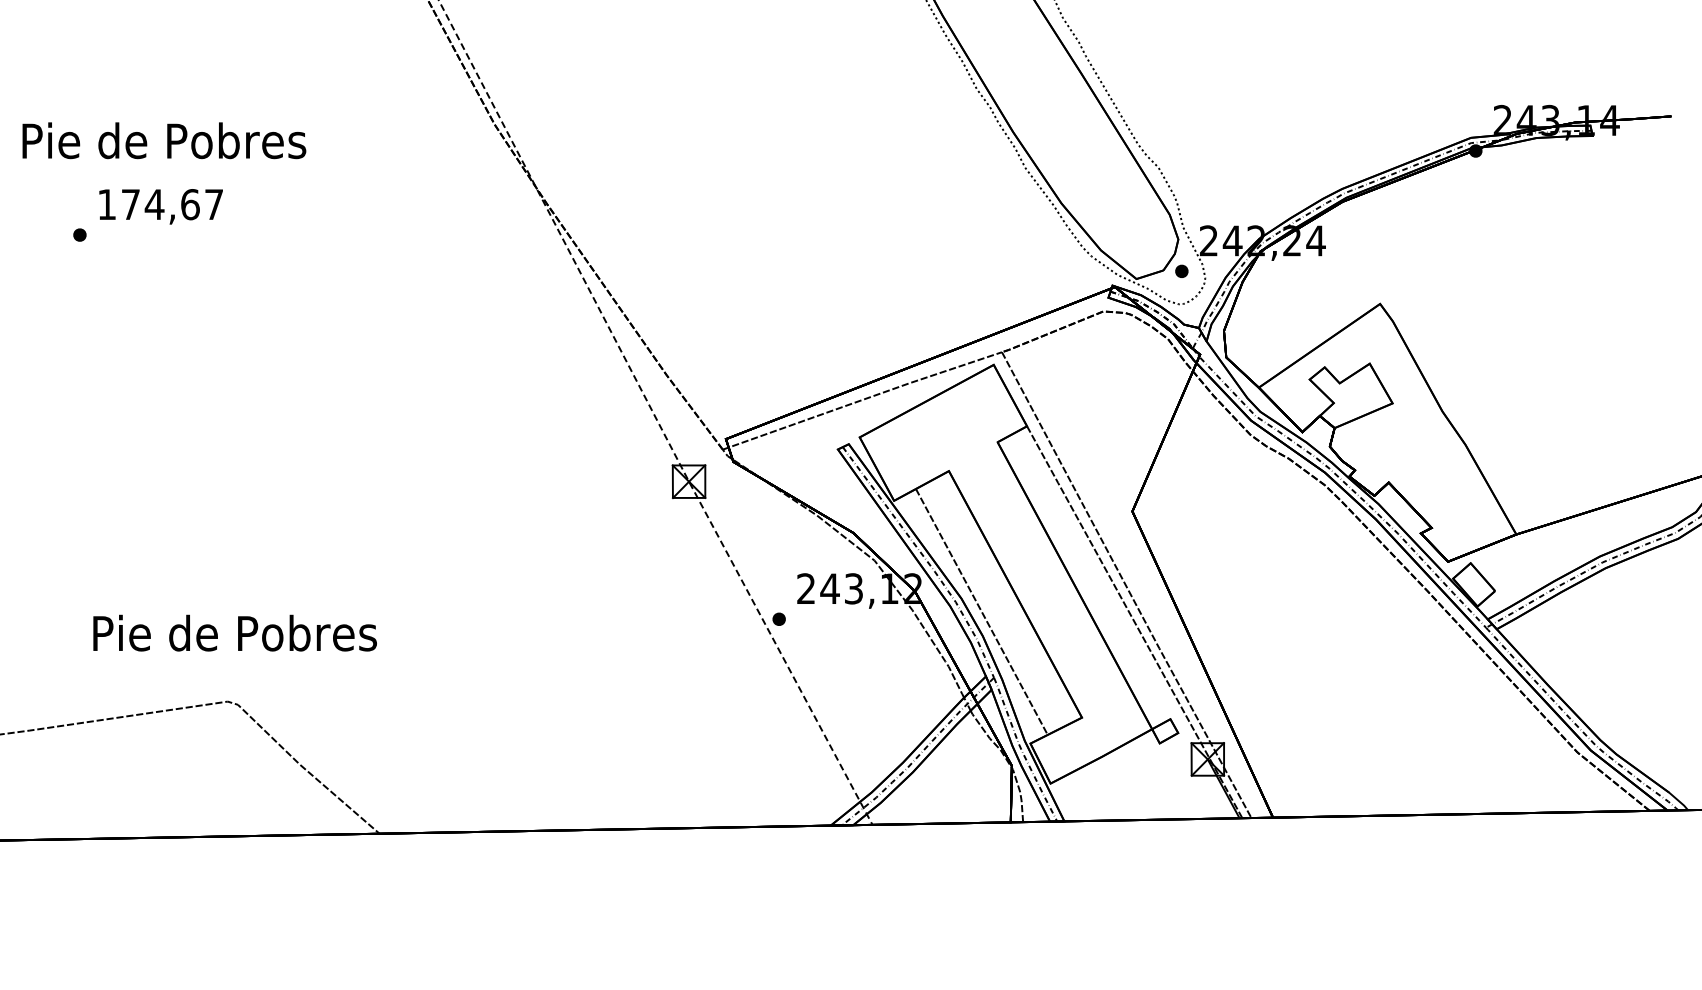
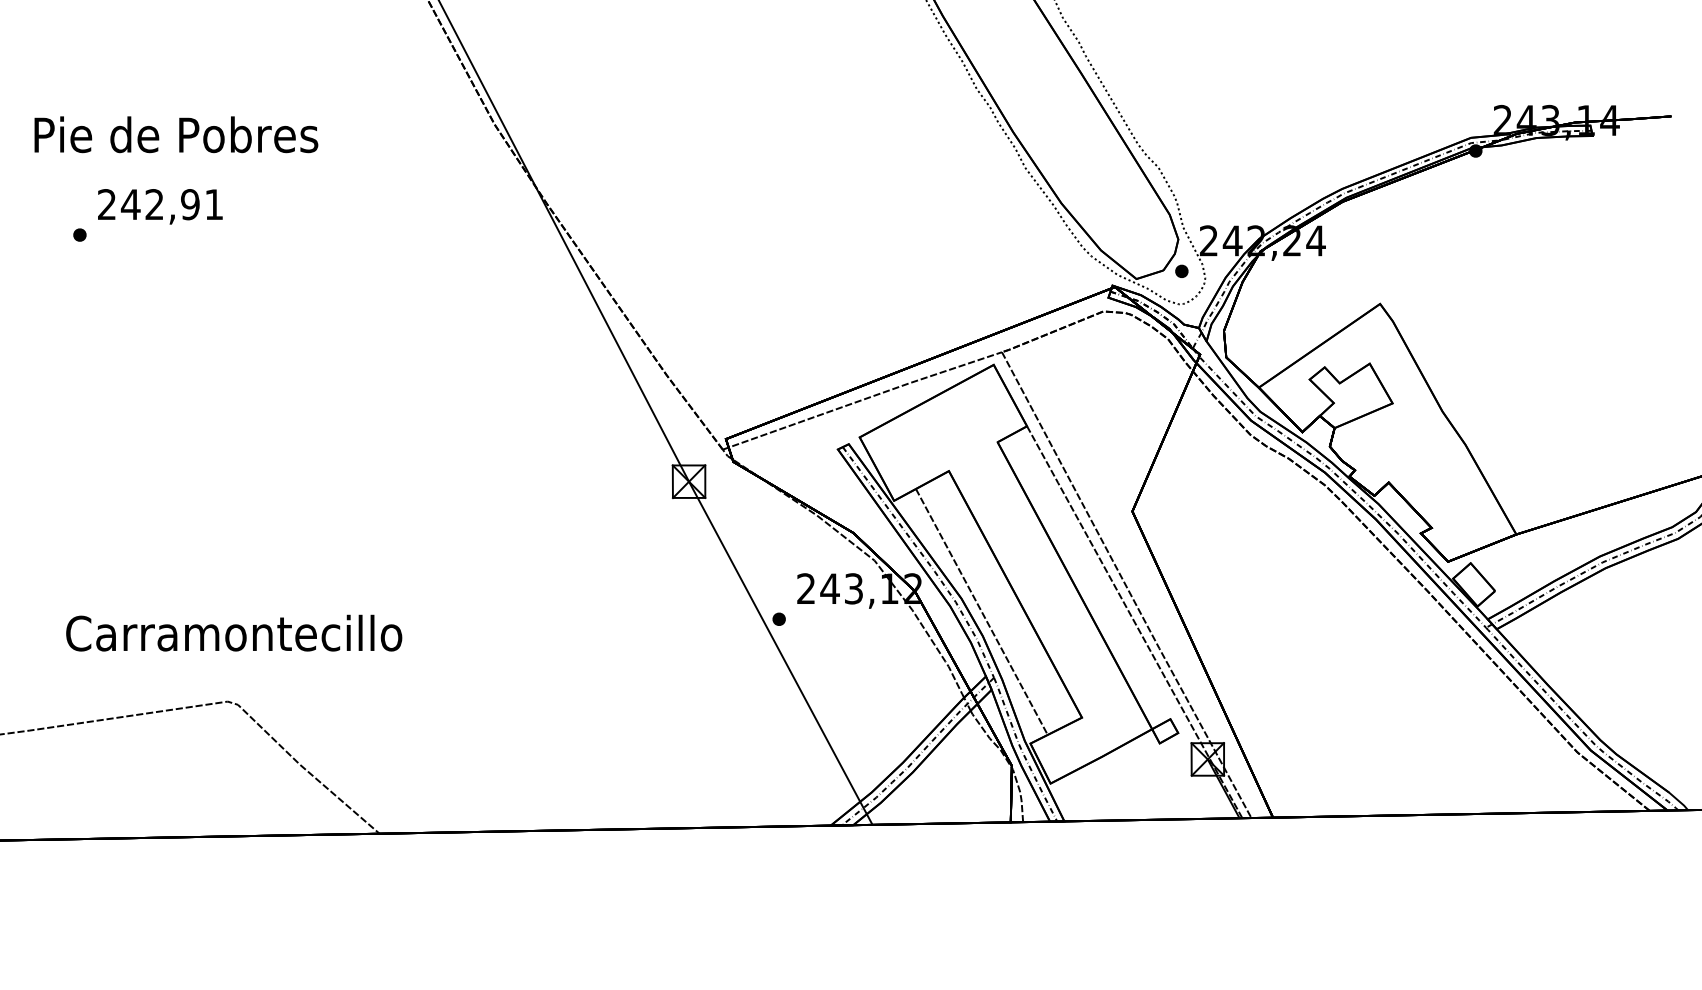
text position: (164, 140) -> (176, 134) (176, 134)
text: 174,67 -> 242,91 (160, 204)
line: dashed -> solid (654, 414)
text: Pie de Pobres -> Carramontecillo (234, 632)
